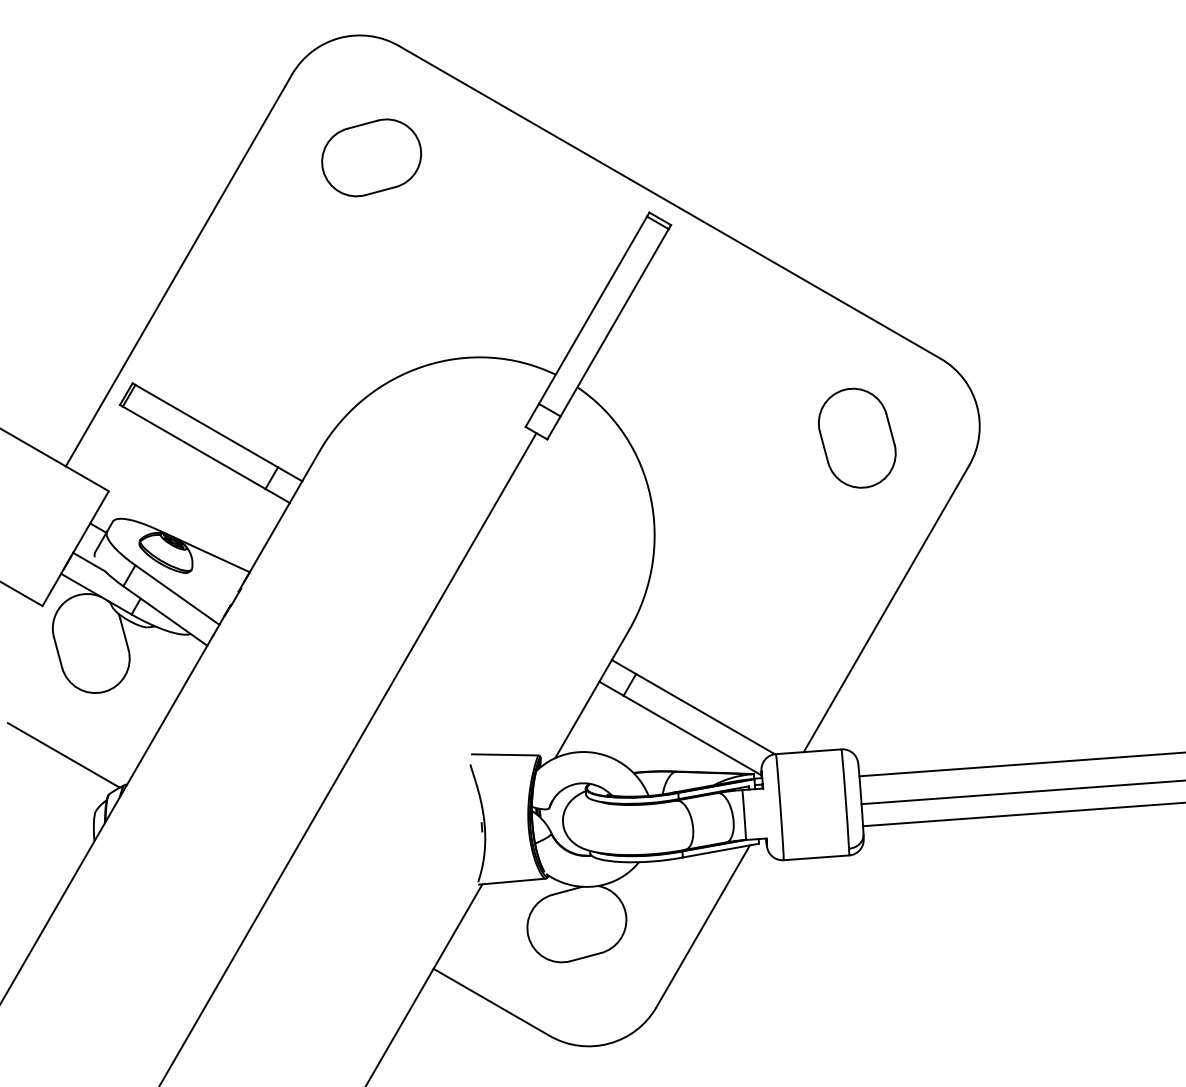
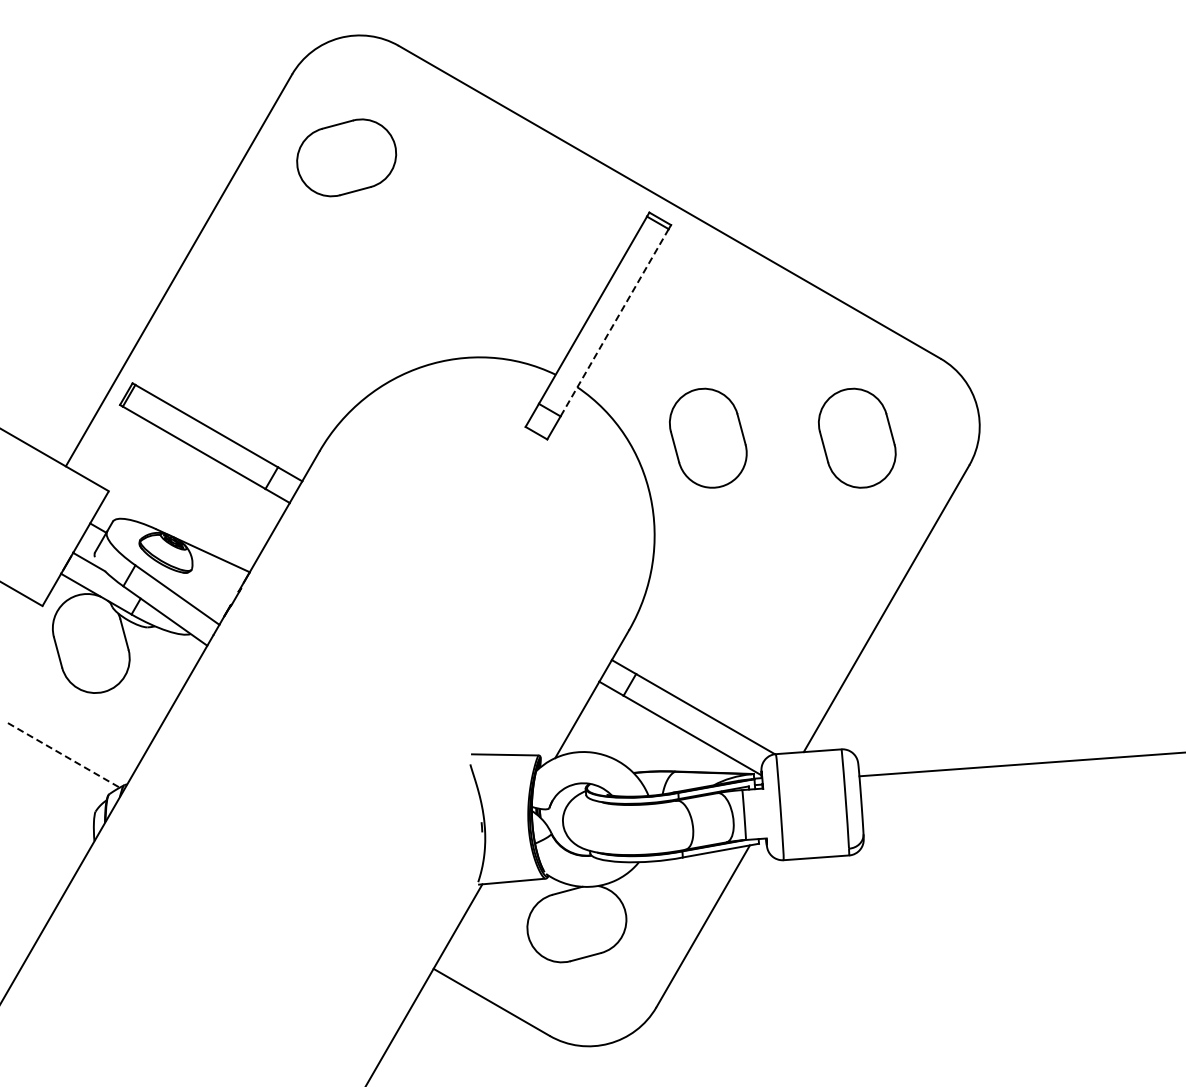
part position: (371, 157) -> (346, 157) (346, 157)
line: solid -> dashed (614, 323)
part: none -> present (708, 437)
line: solid -> dashed (63, 755)
line: present -> none (348, 758)
line: present -> none (1021, 792)
line: present -> none (1022, 814)
